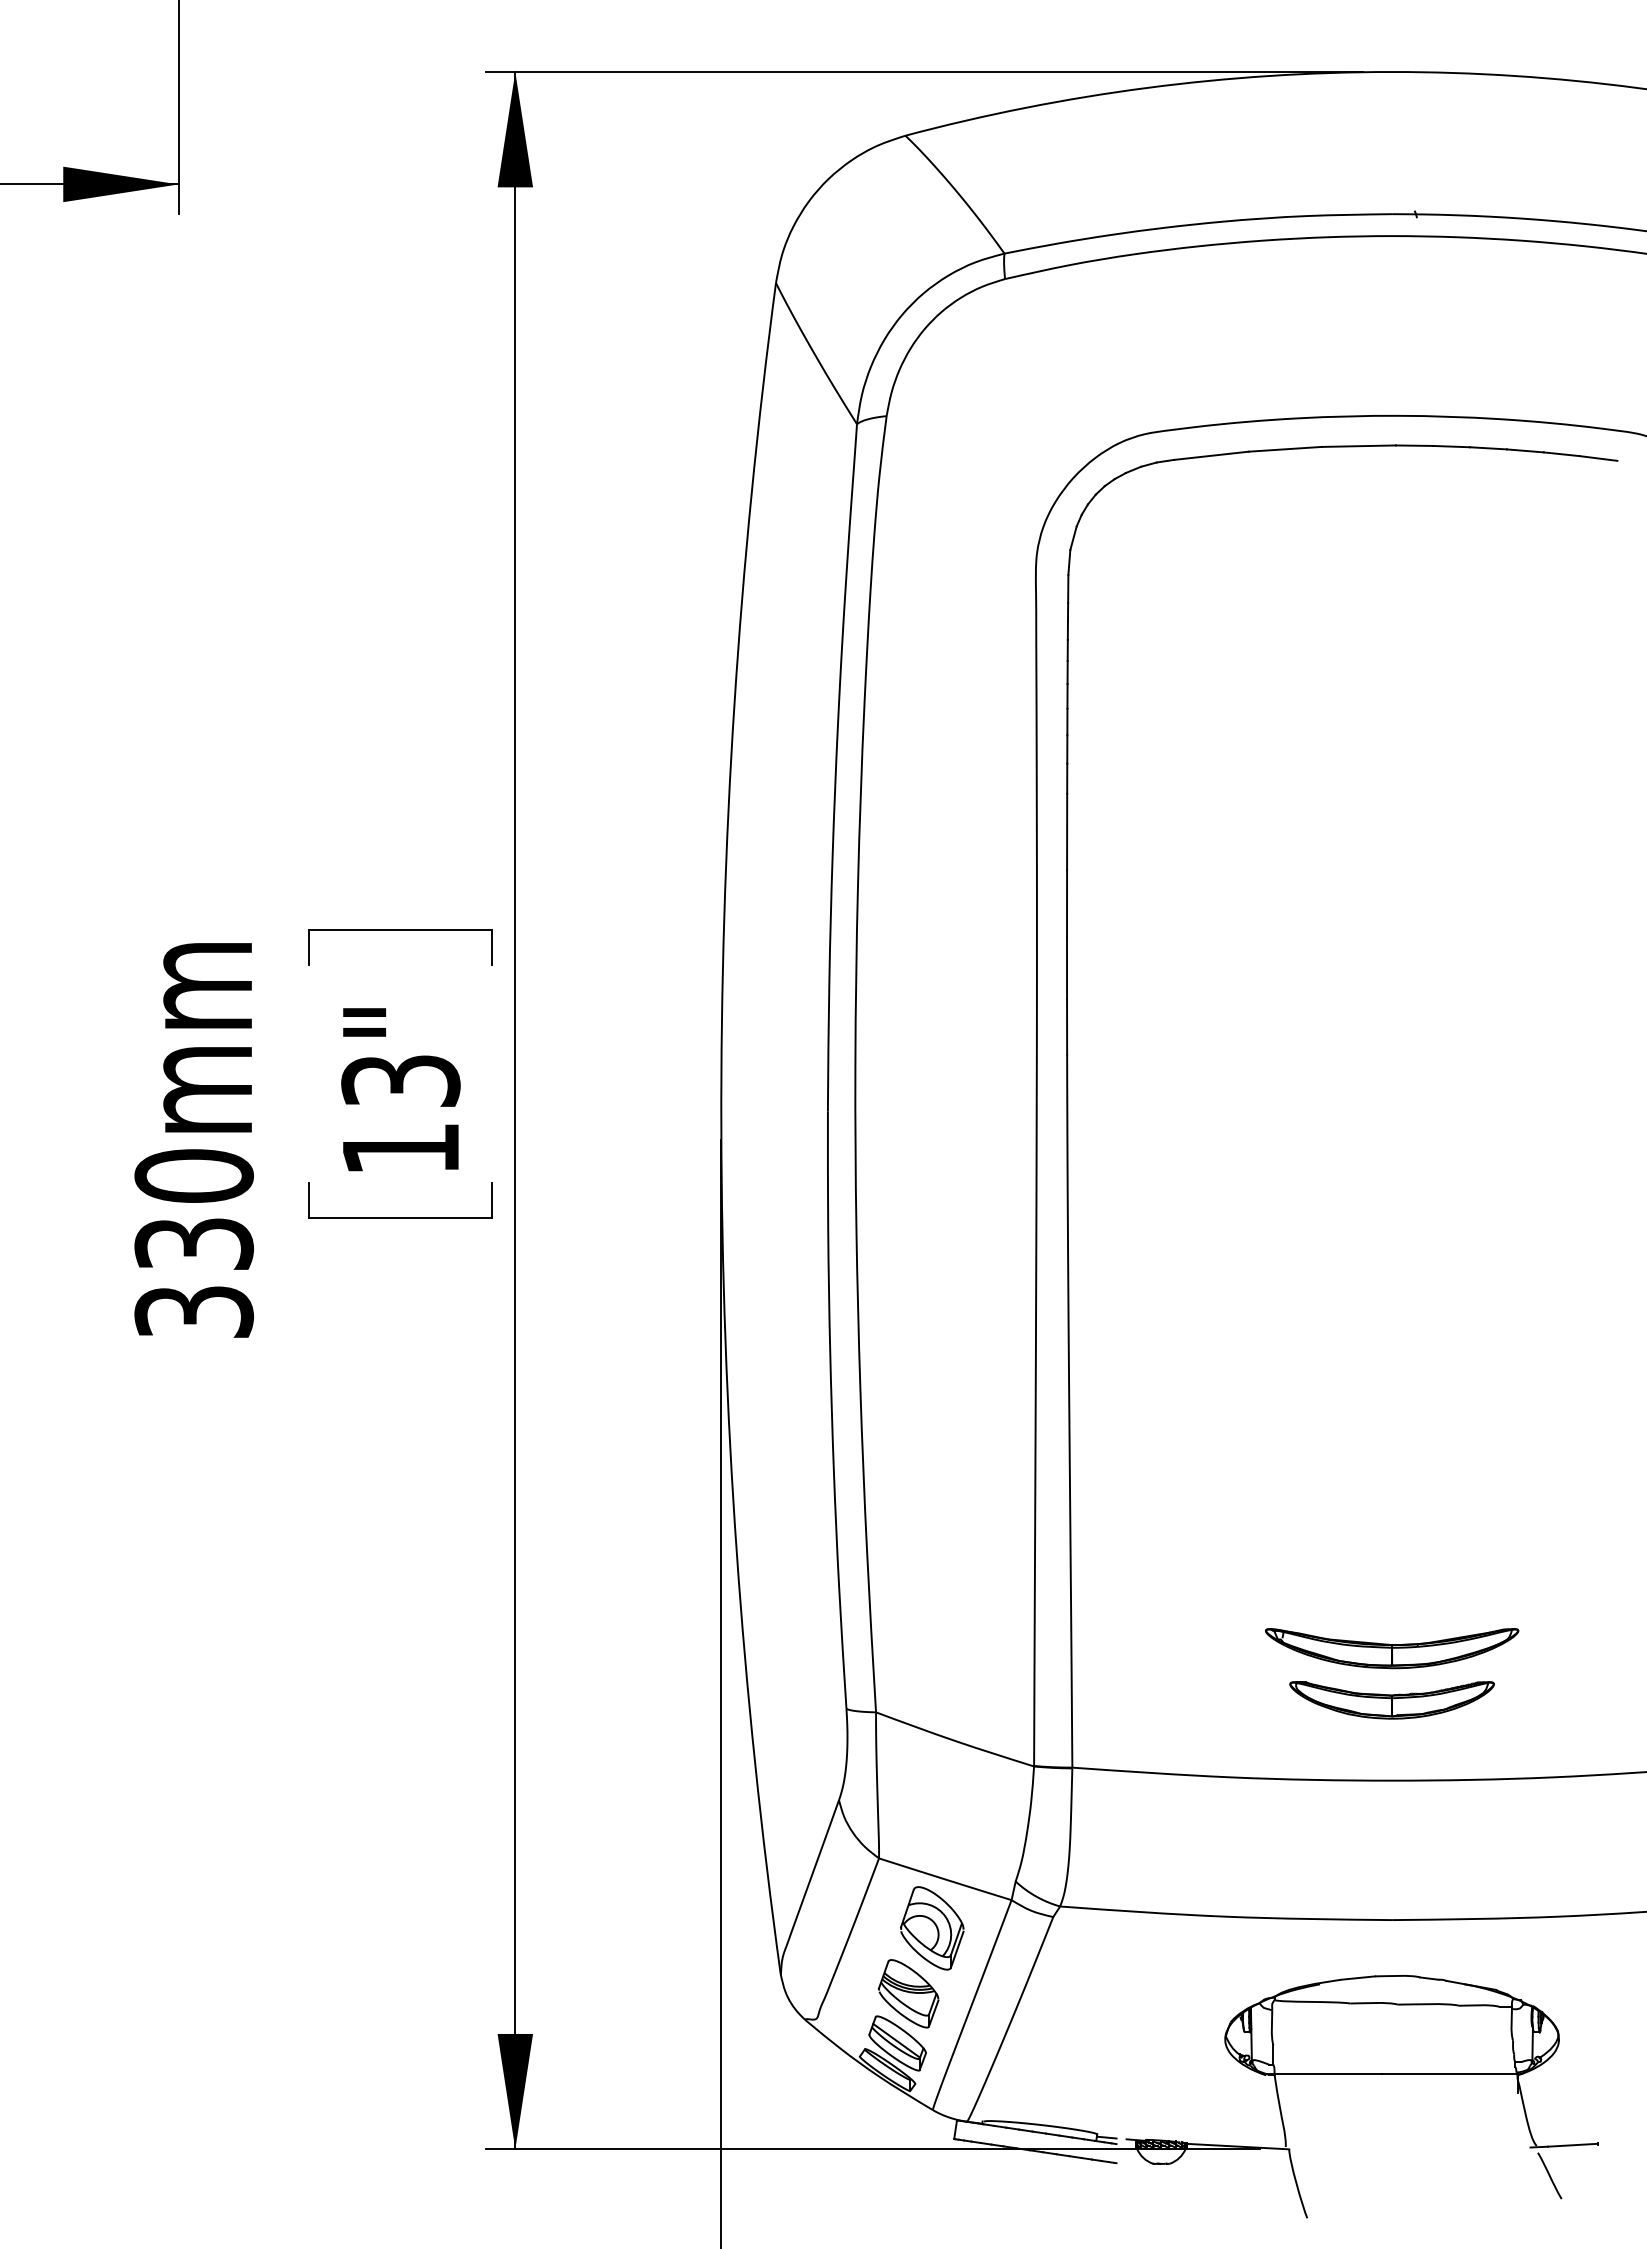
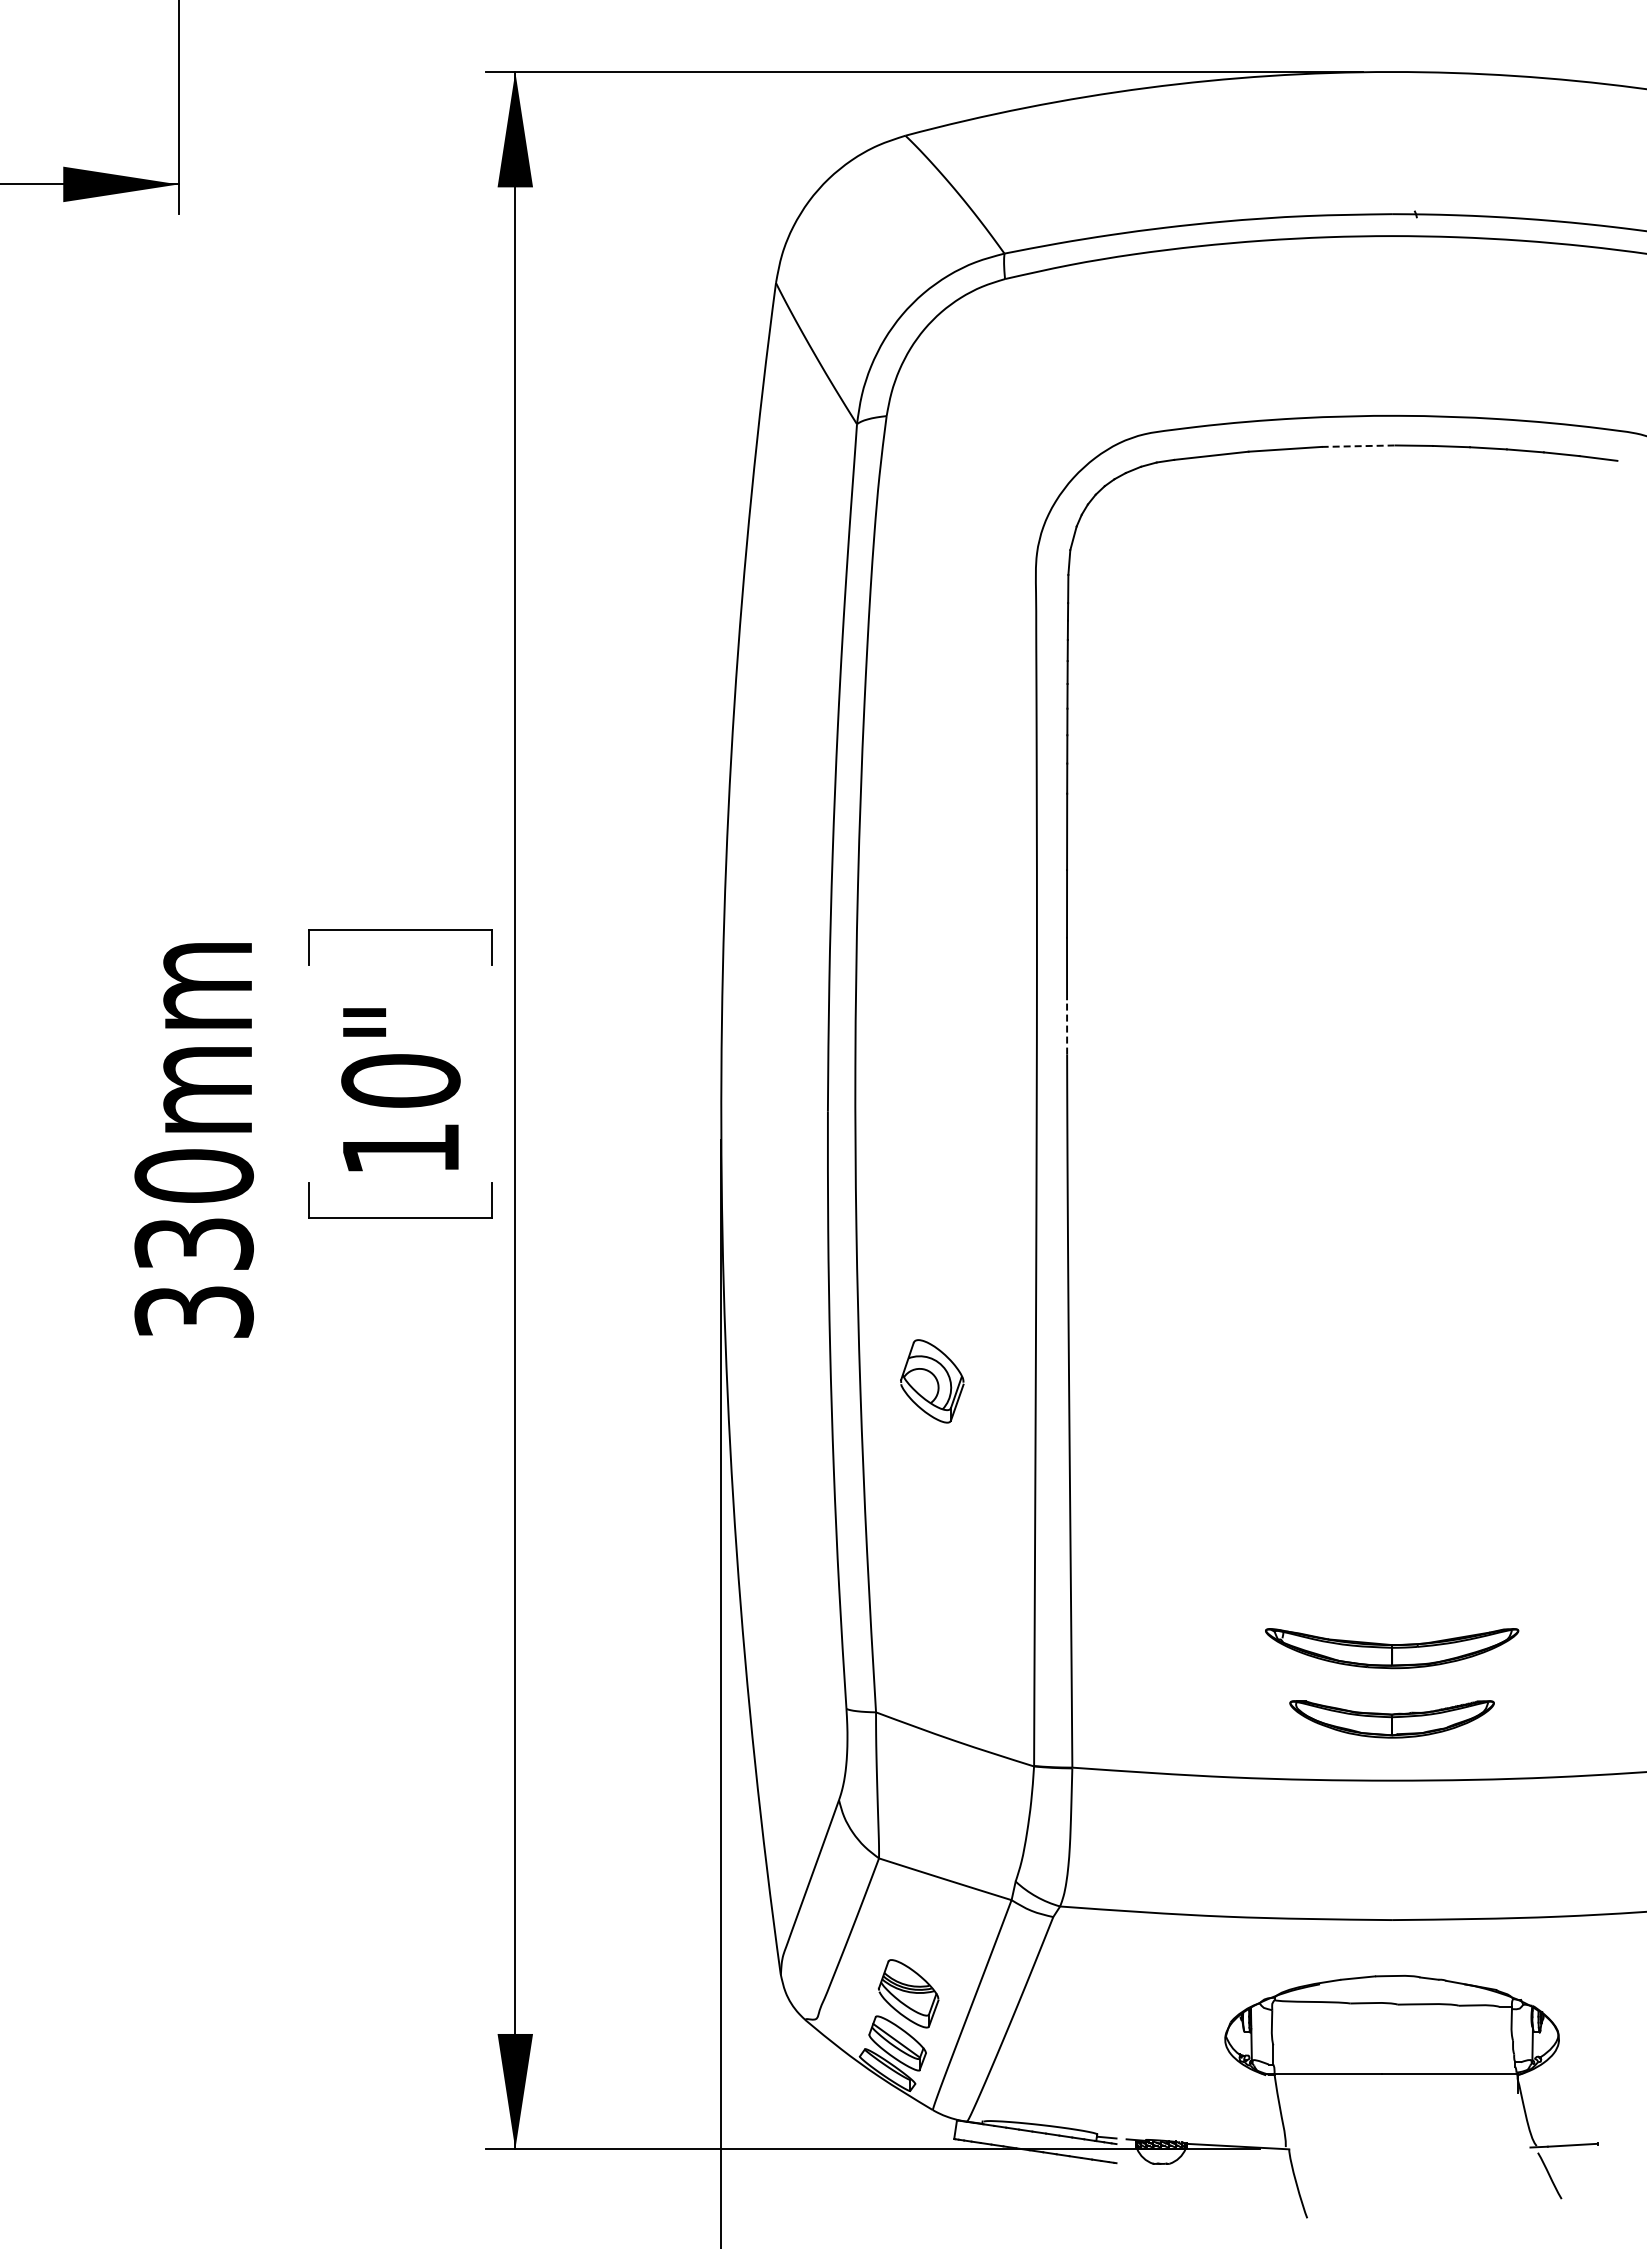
line: solid -> dashed (1359, 446)
line: solid -> dashed (1067, 1026)
text: 13" -> 10" (400, 1080)
part position: (1391, 1700) -> (1391, 1719) (1391, 1719)
part position: (932, 1928) -> (932, 1381) (932, 1381)
